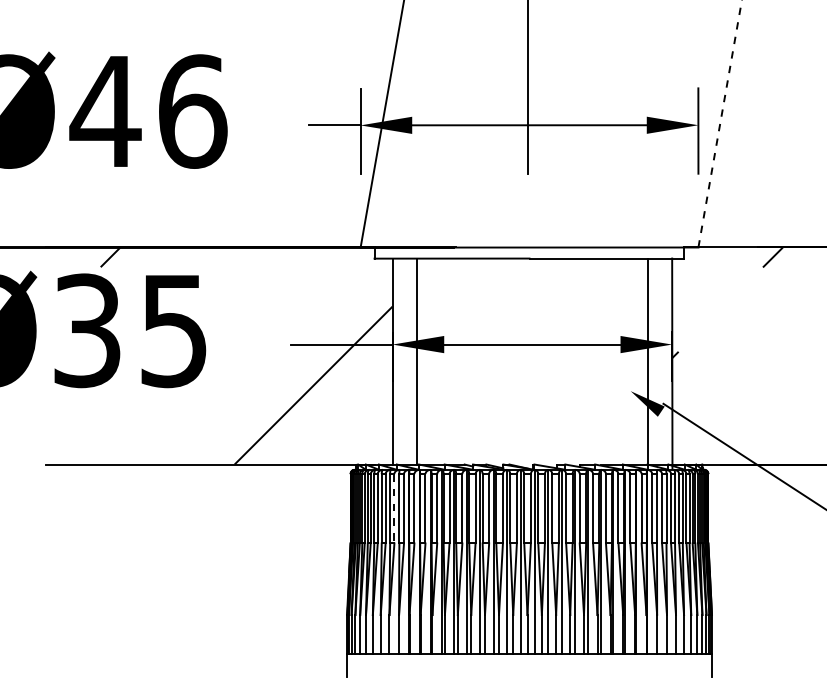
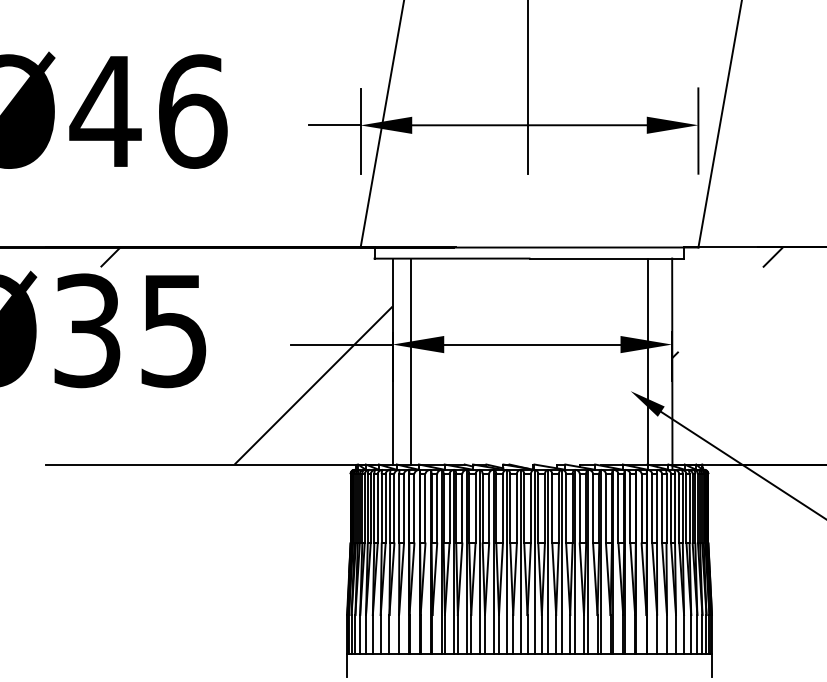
line: dashed -> solid (720, 123)
line position: (417, 361) -> (411, 361) (411, 361)
line position: (743, 455) -> (741, 463) (741, 463)
line: dashed -> solid (394, 508)
